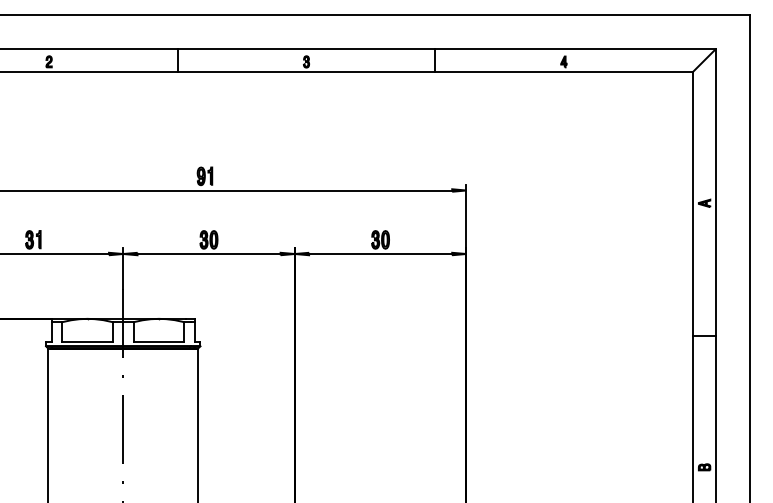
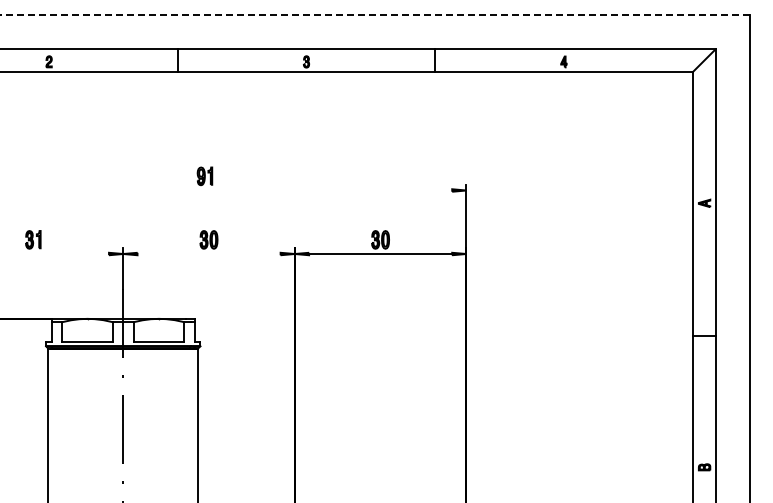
line: solid -> dashed (375, 15)
line: present -> none (227, 190)
line: present -> none (55, 254)
line: present -> none (208, 254)
